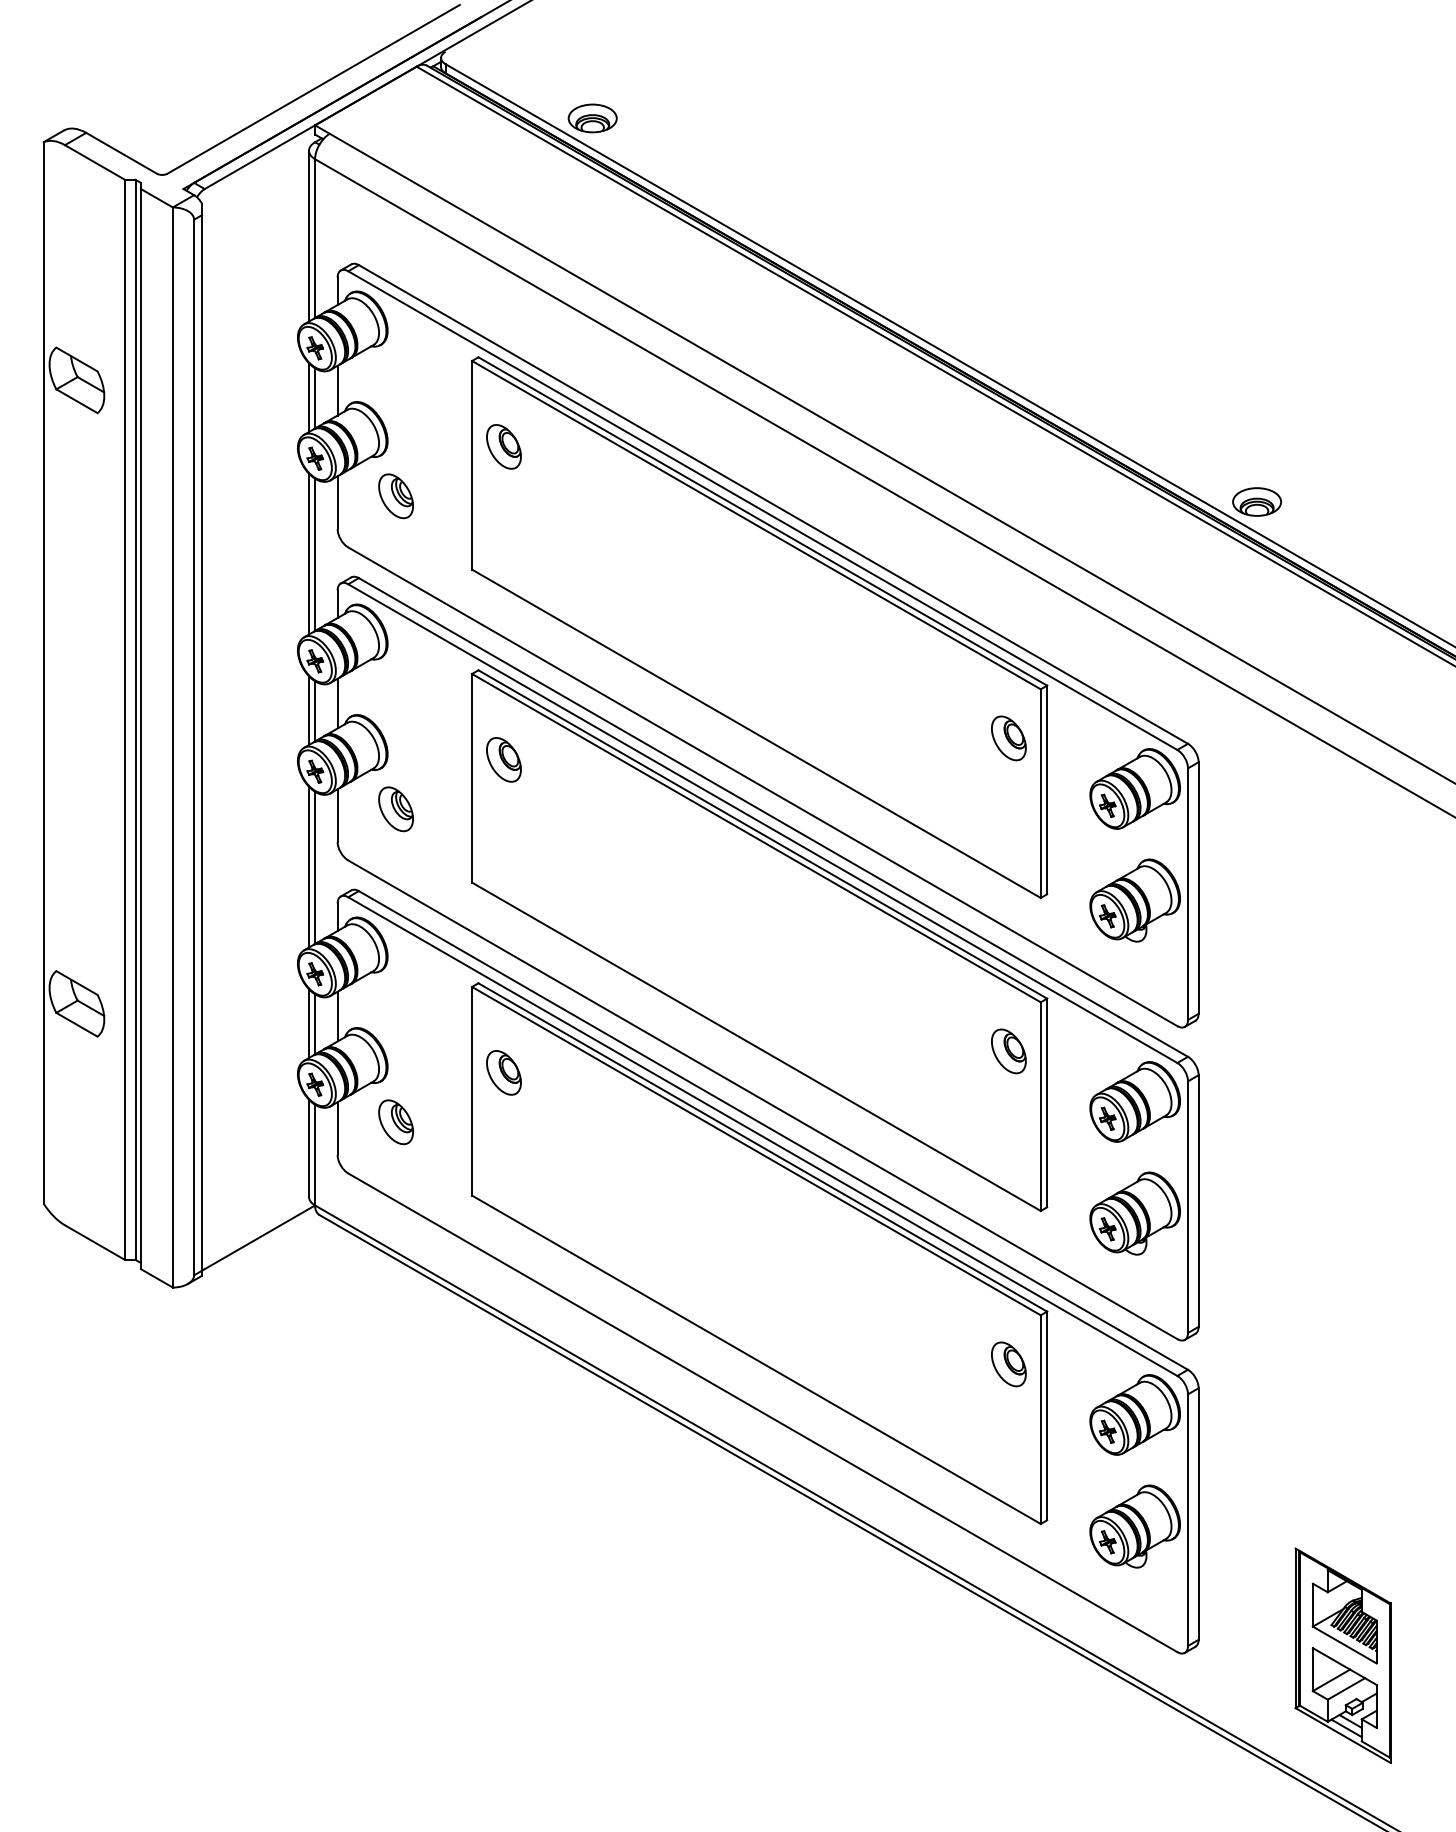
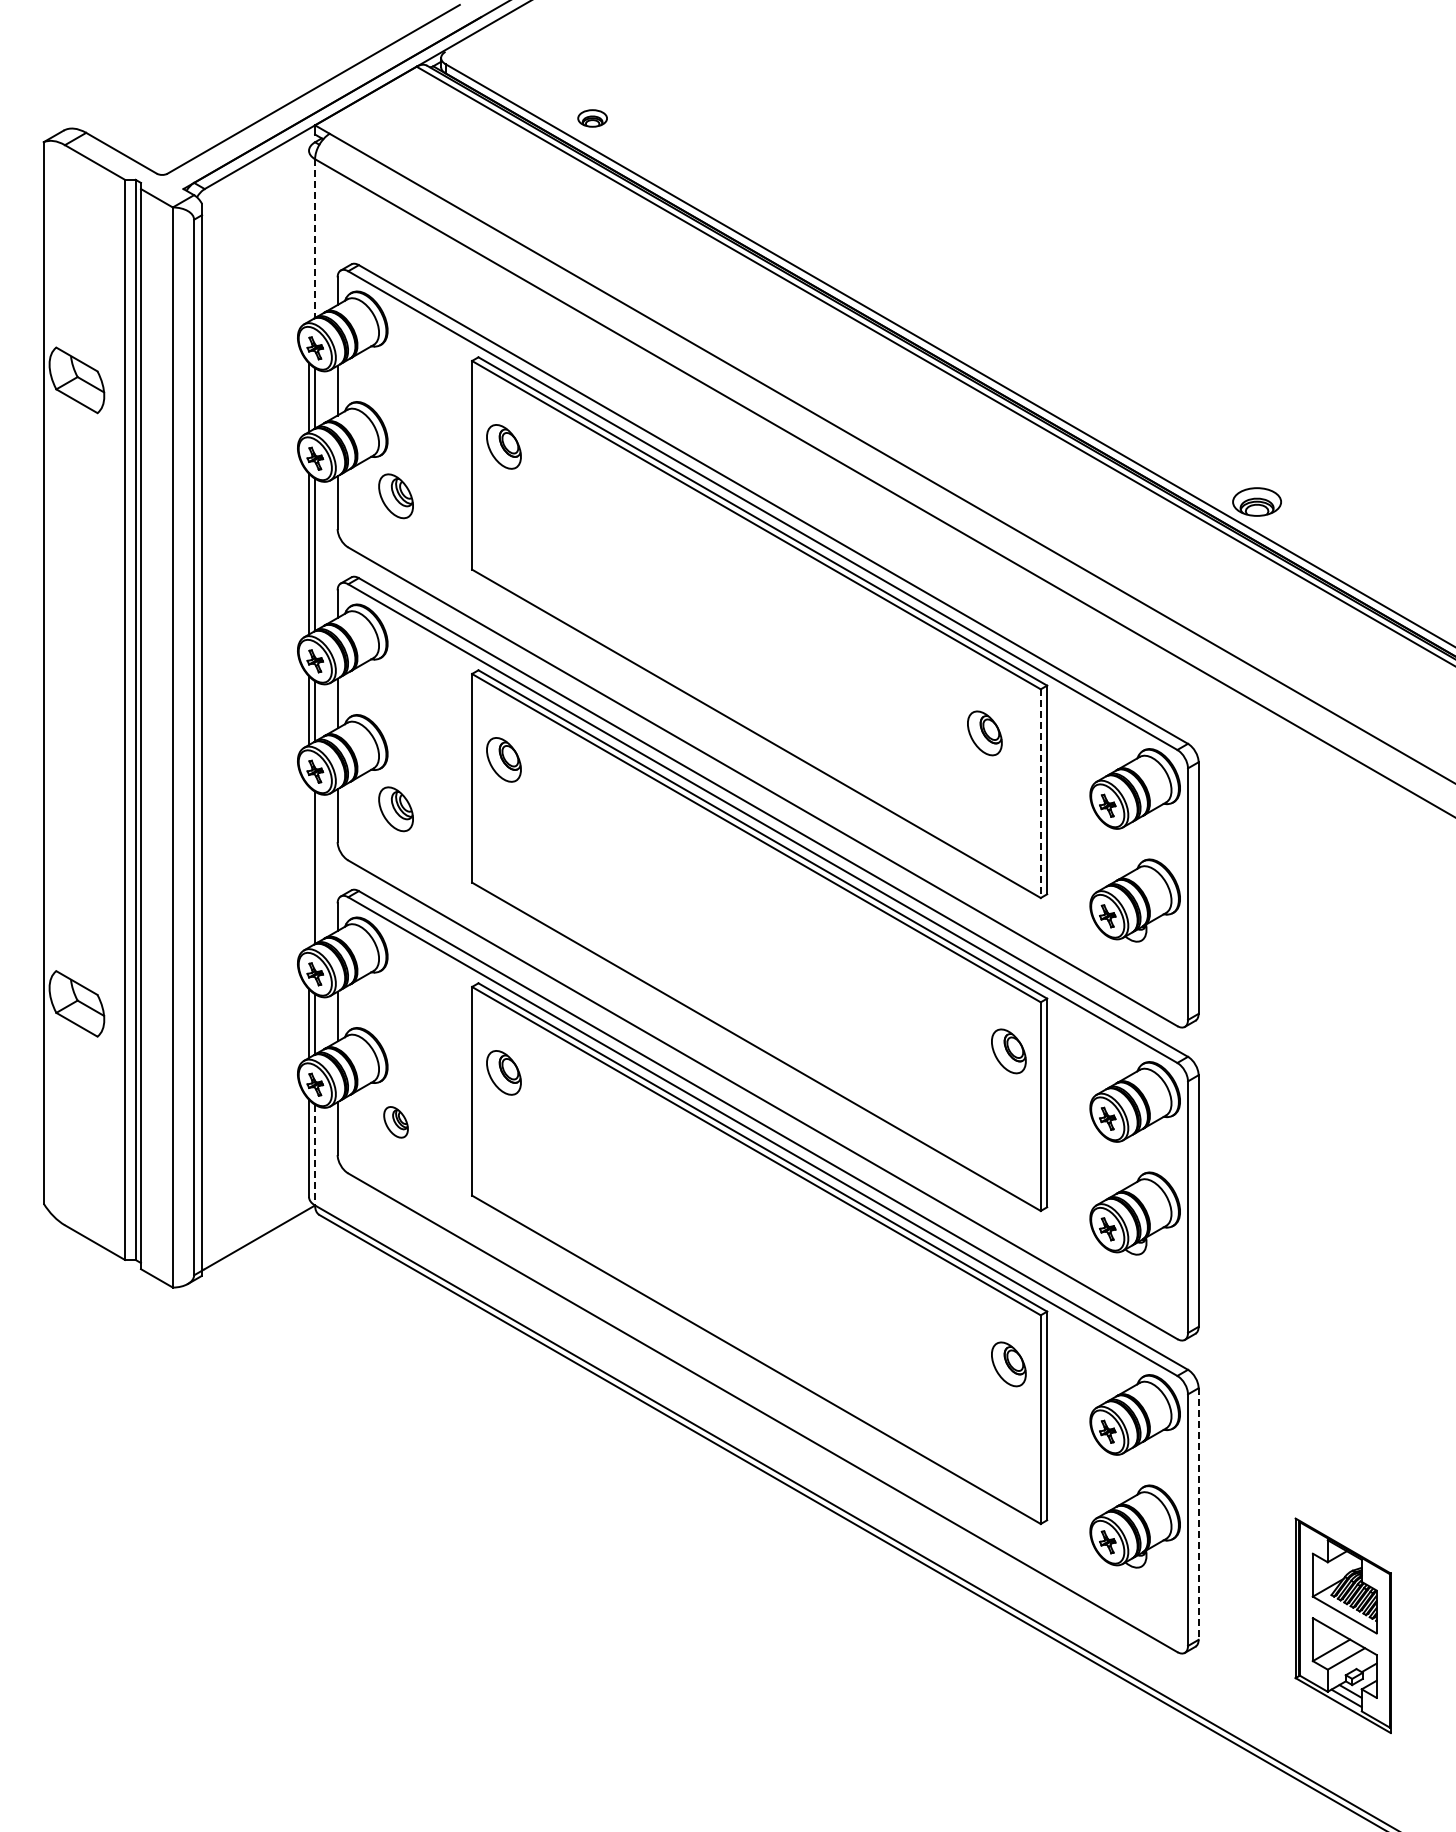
part size: 51x31 px -> 31x19 px (592, 118)
line: present -> none (309, 235)
line: solid -> dashed (315, 239)
part position: (1008, 738) -> (984, 733) (984, 733)
line: solid -> dashed (1040, 794)
line: present -> none (309, 866)
part size: 36x47 px -> 26x33 px (395, 1122)
line: solid -> dashed (315, 1155)
line: solid -> dashed (1198, 1514)
part position: (1342, 1655) -> (1342, 1625) (1342, 1625)
